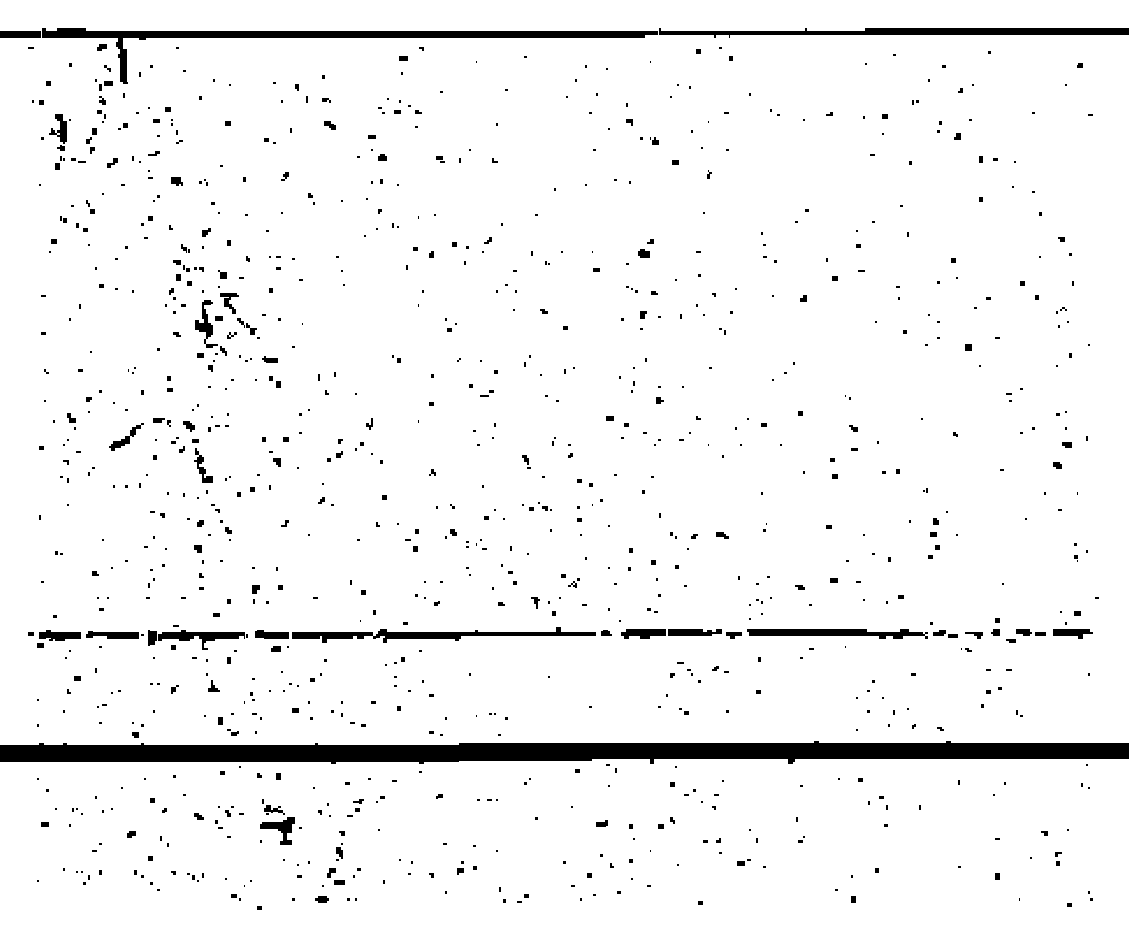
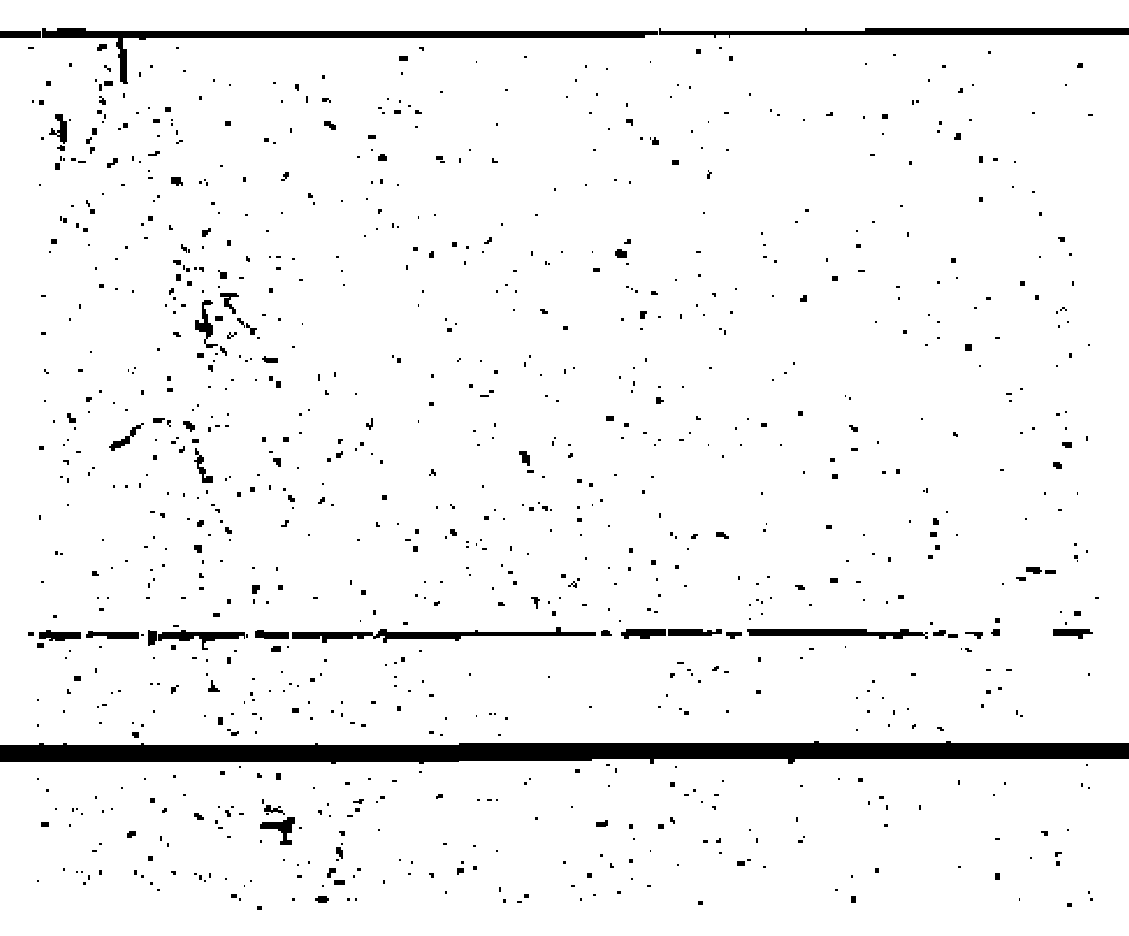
part position: (645, 248) -> (622, 248) (622, 248)
part size: 9x14 px -> 15x22 px (526, 461)
part: none -> present (288, 498)
part position: (1025, 635) -> (1035, 573) (1035, 573)
part position: (195, 877) -> (202, 877) (202, 877)
